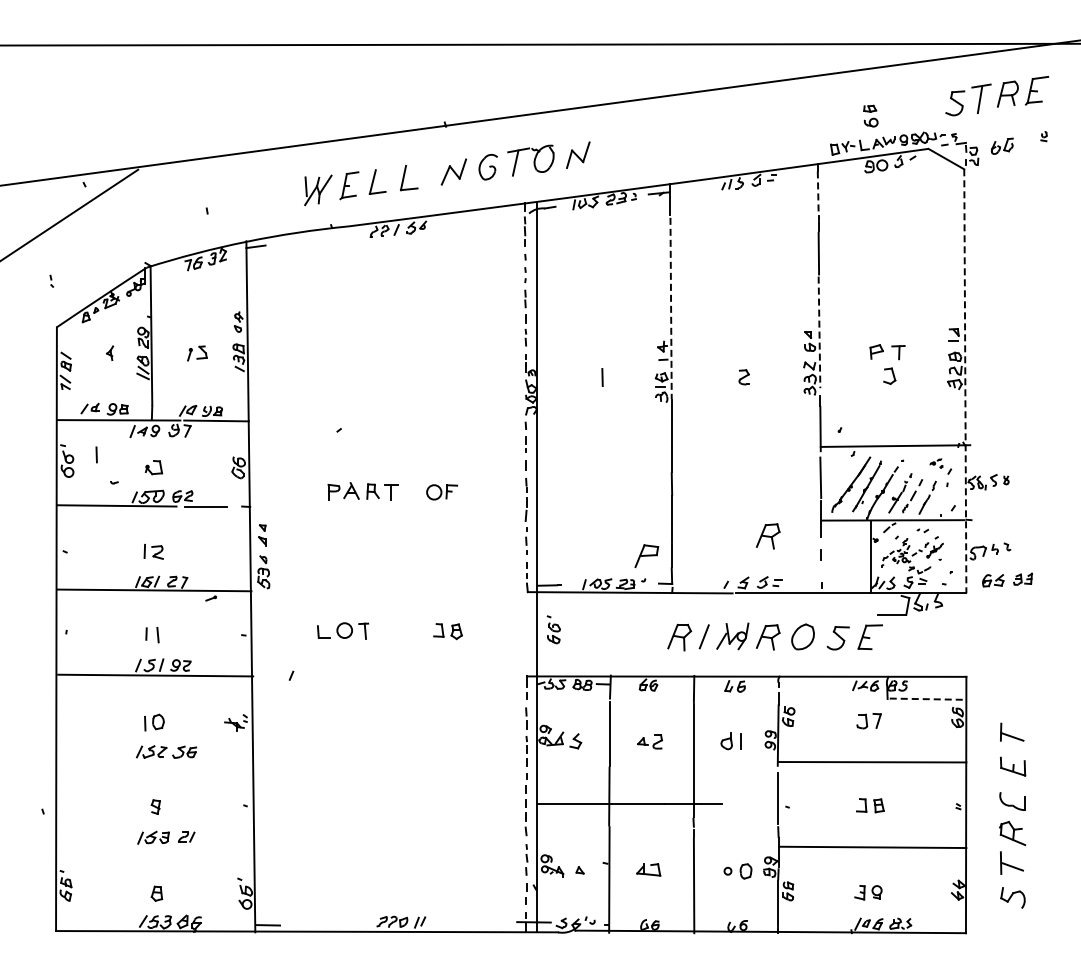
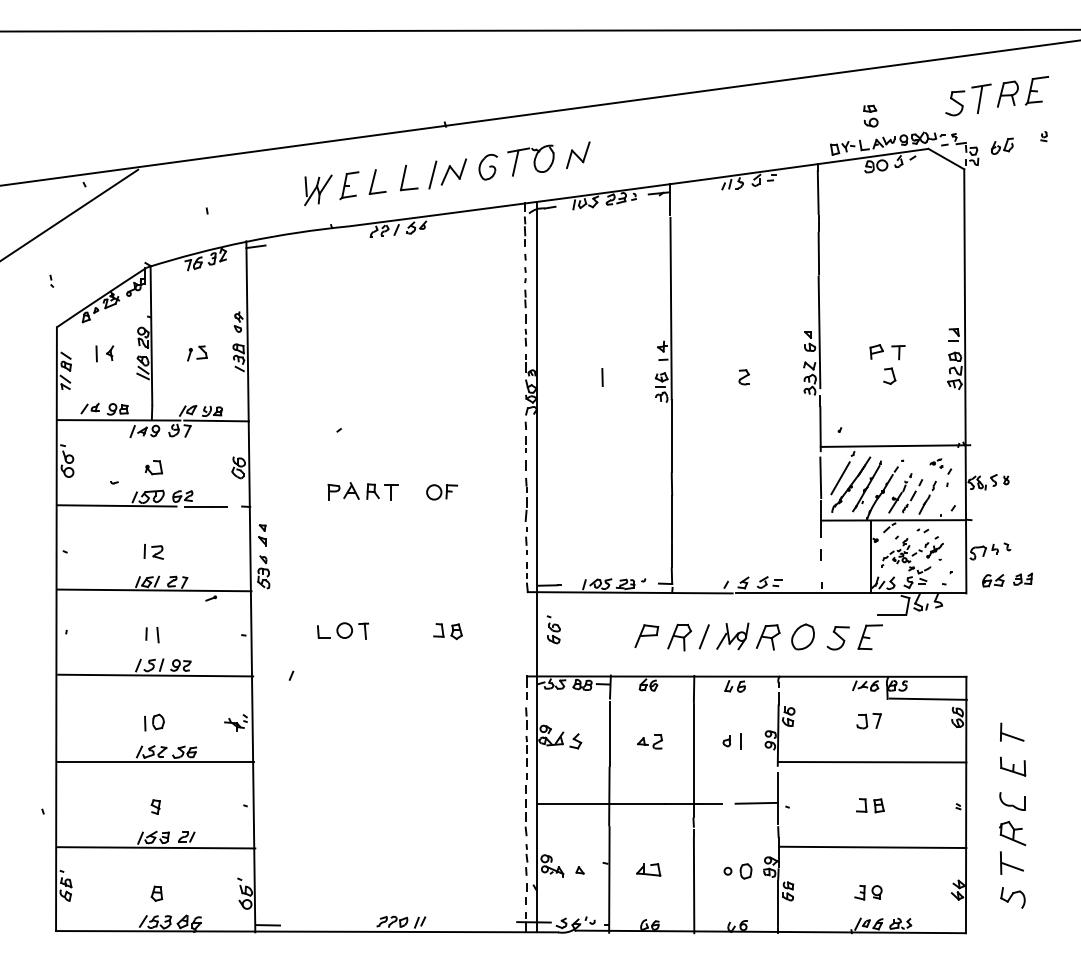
line position: (539, 44) -> (539, 30) (539, 30)
line: none -> present (432, 174)
line: dashed -> solid (818, 193)
line: dashed -> solid (671, 308)
line: dashed -> solid (819, 332)
line: dashed -> solid (965, 381)
line position: (96, 454) -> (96, 353) (96, 353)
line: none -> present (840, 478)
part: present -> none (767, 536)
part position: (646, 555) -> (646, 635) (646, 635)
line: dashed -> solid (928, 699)
part size: 13x19 px -> 10x13 px (726, 741)
line: none -> present (154, 762)
line: none -> present (756, 802)
line: none -> present (155, 847)
